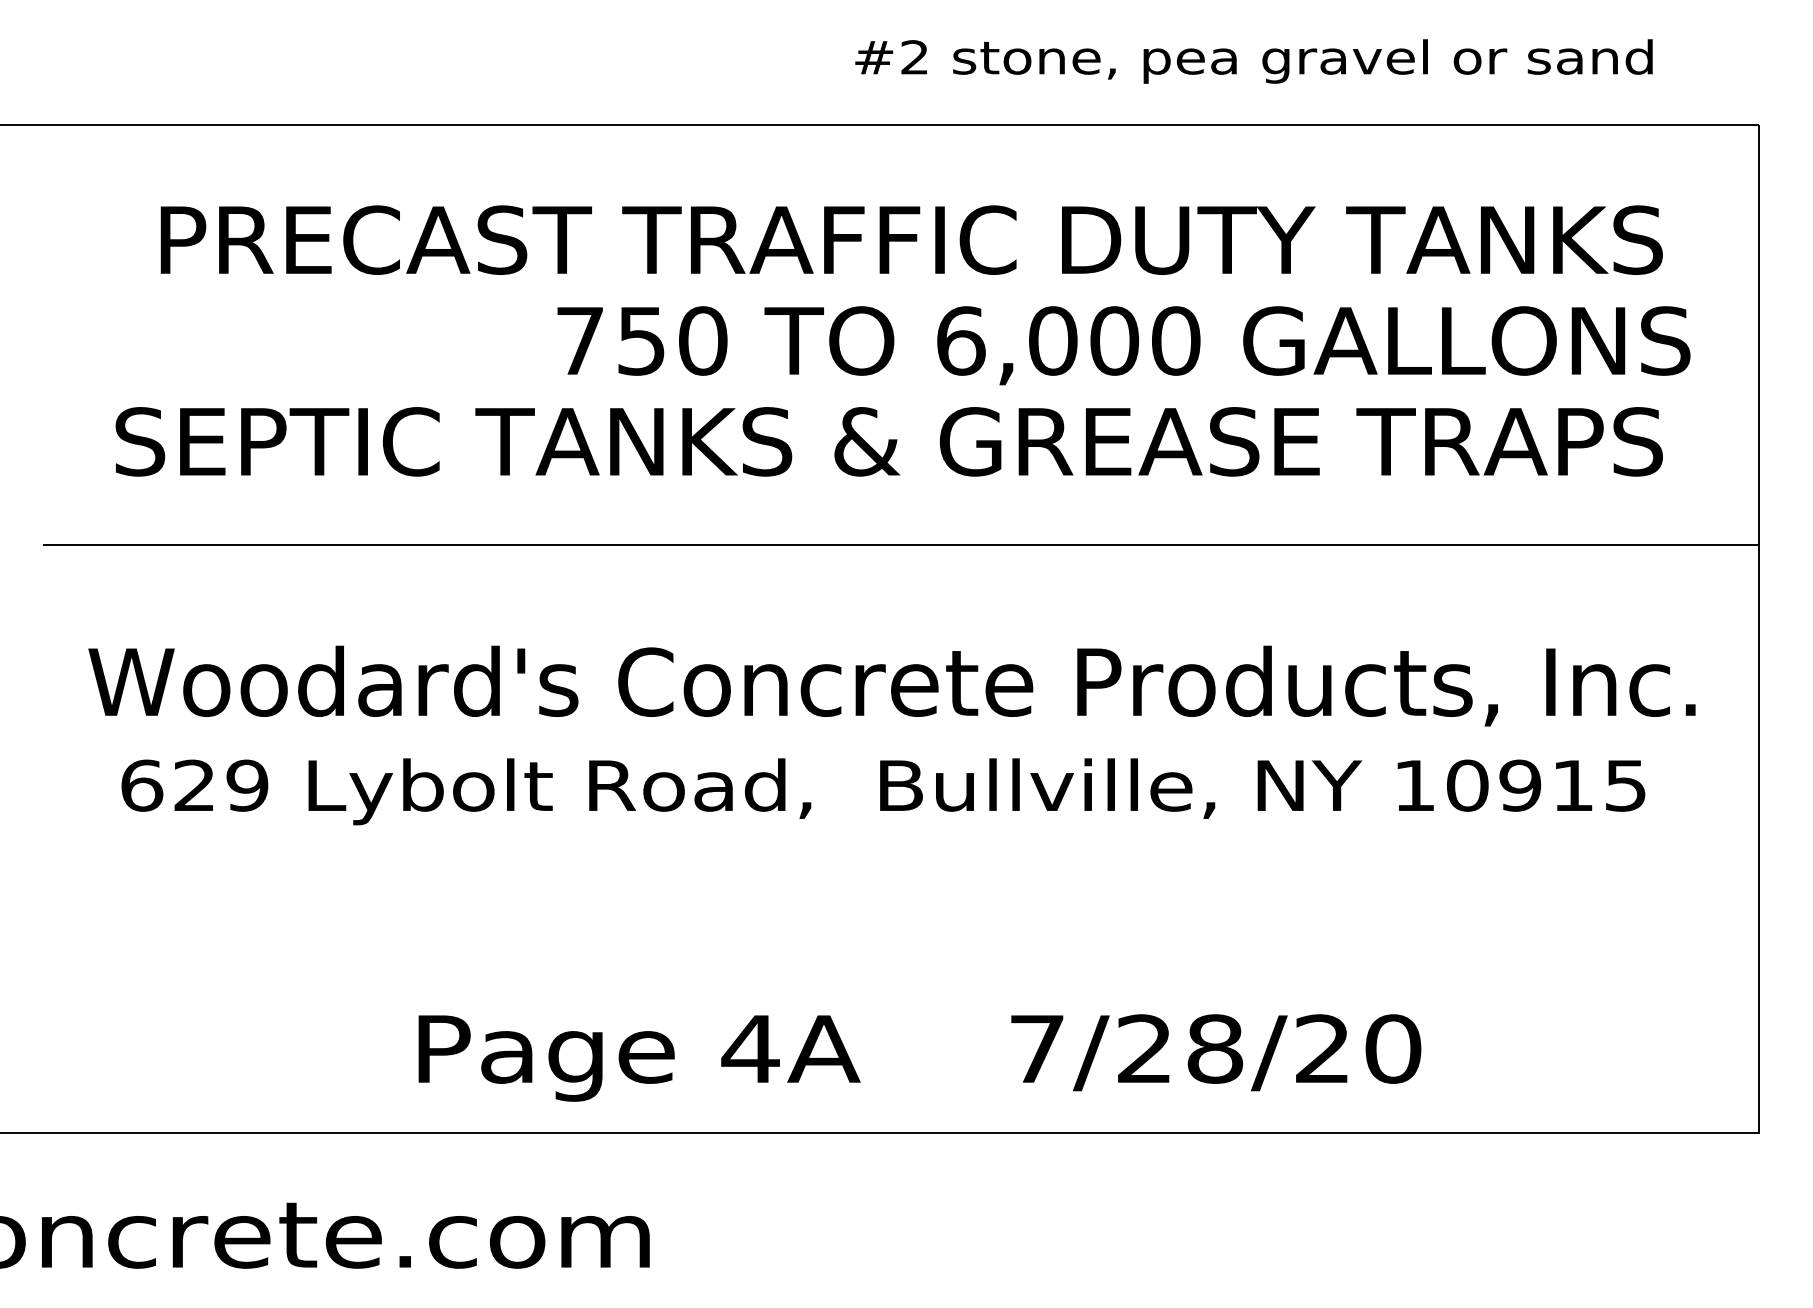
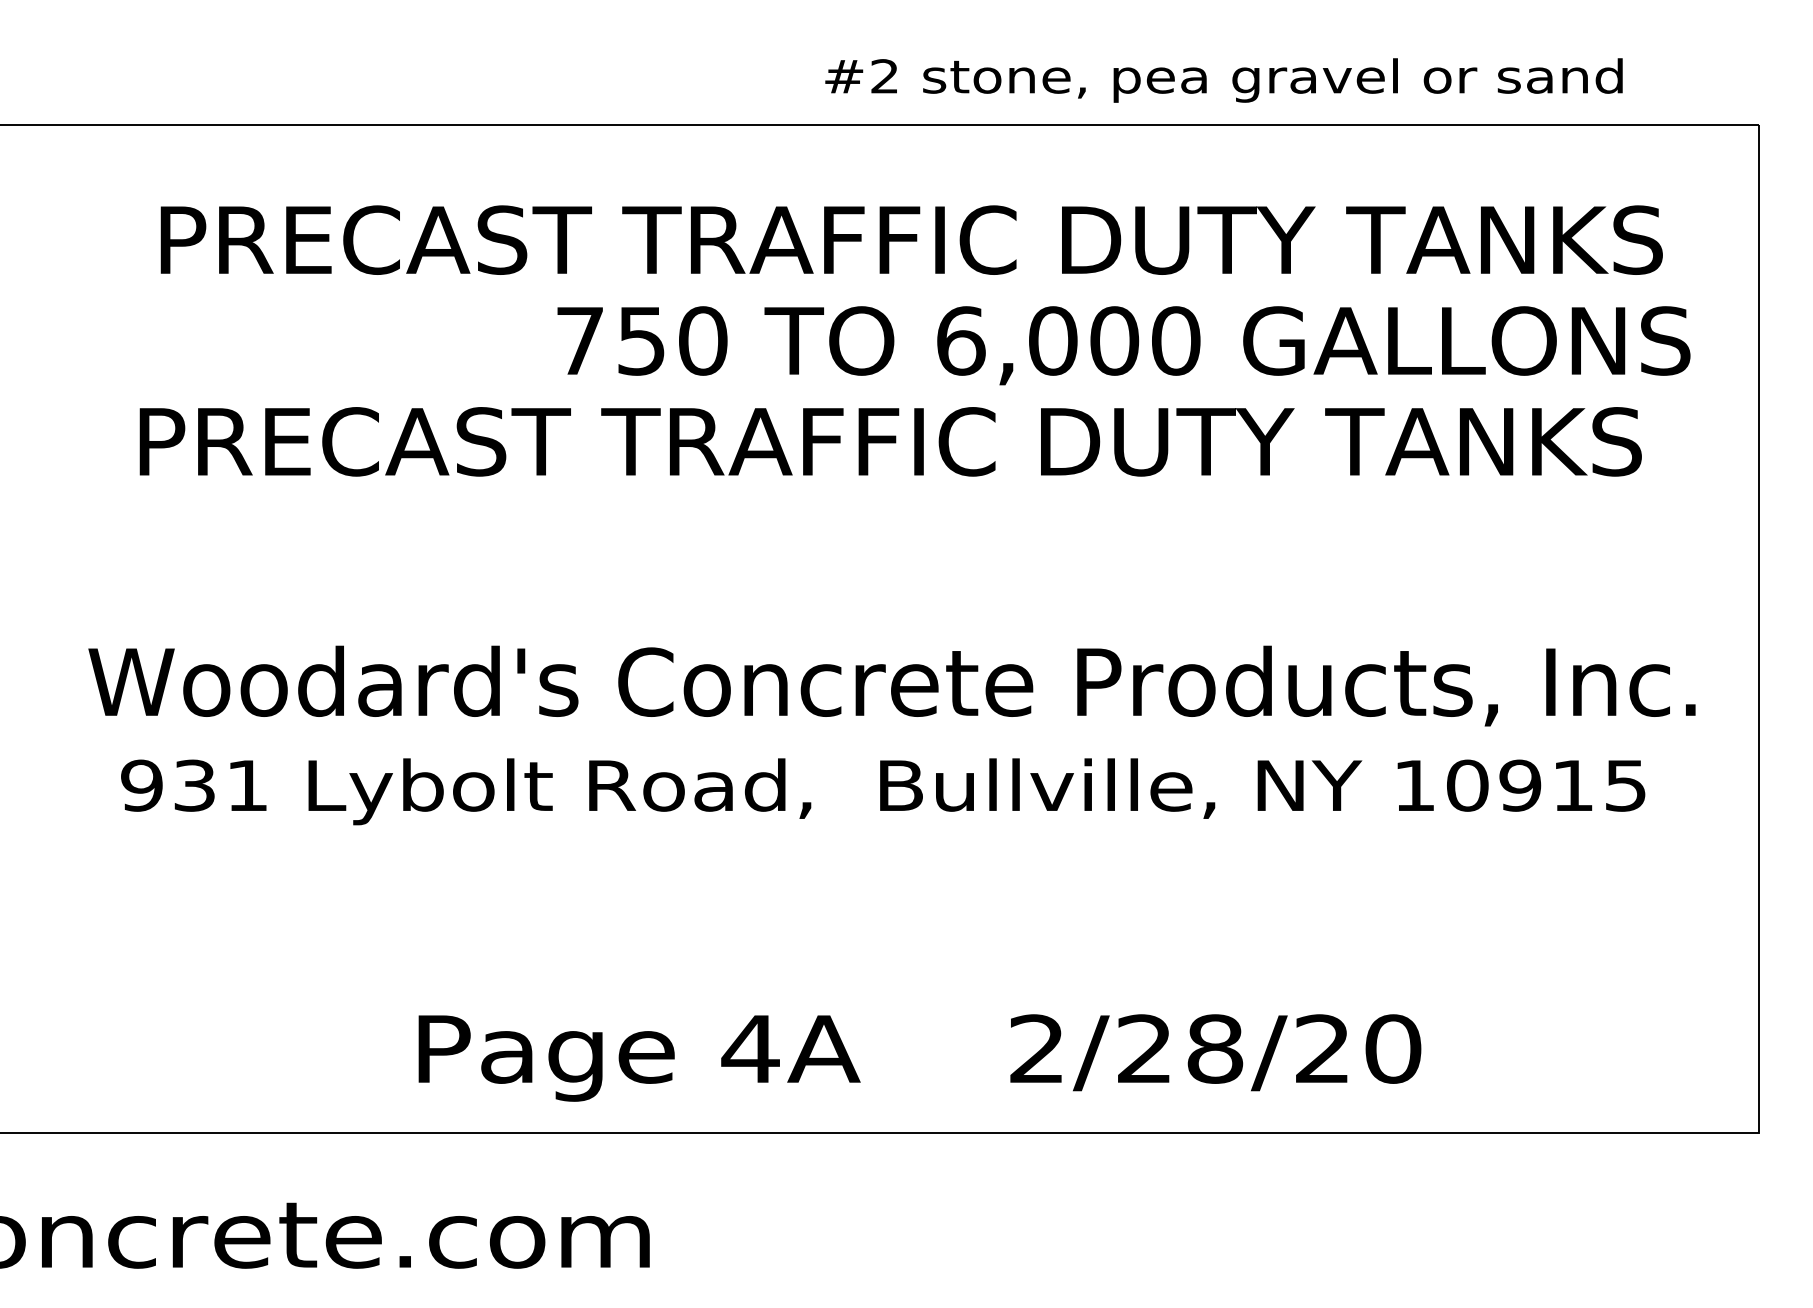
text position: (1253, 61) -> (1223, 80) (1223, 80)
text: SEPTIC TANKS & GREASE TRAPS -> PRECAST TRAFFIC DUTY TANKS (888, 441)
line: present -> none (901, 544)
text: 629 -> 931 (194, 785)
text: 7/28/20 -> 2/28/20 (1036, 1048)
